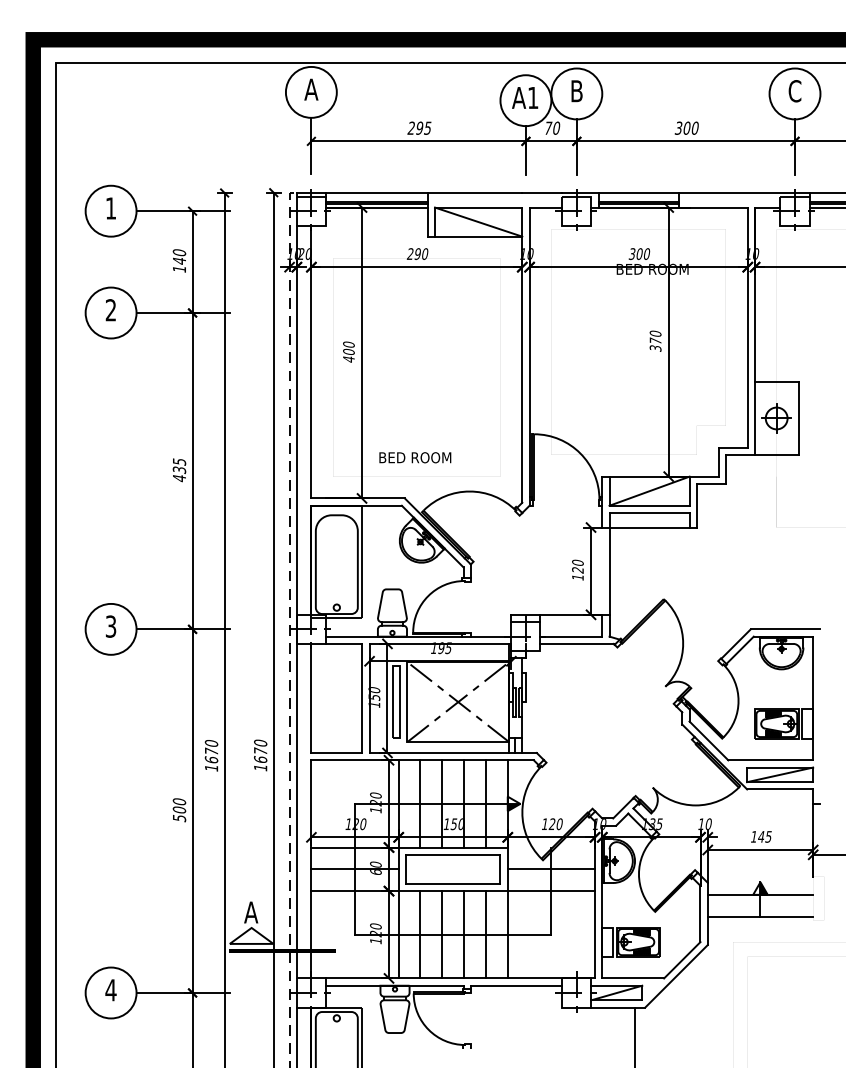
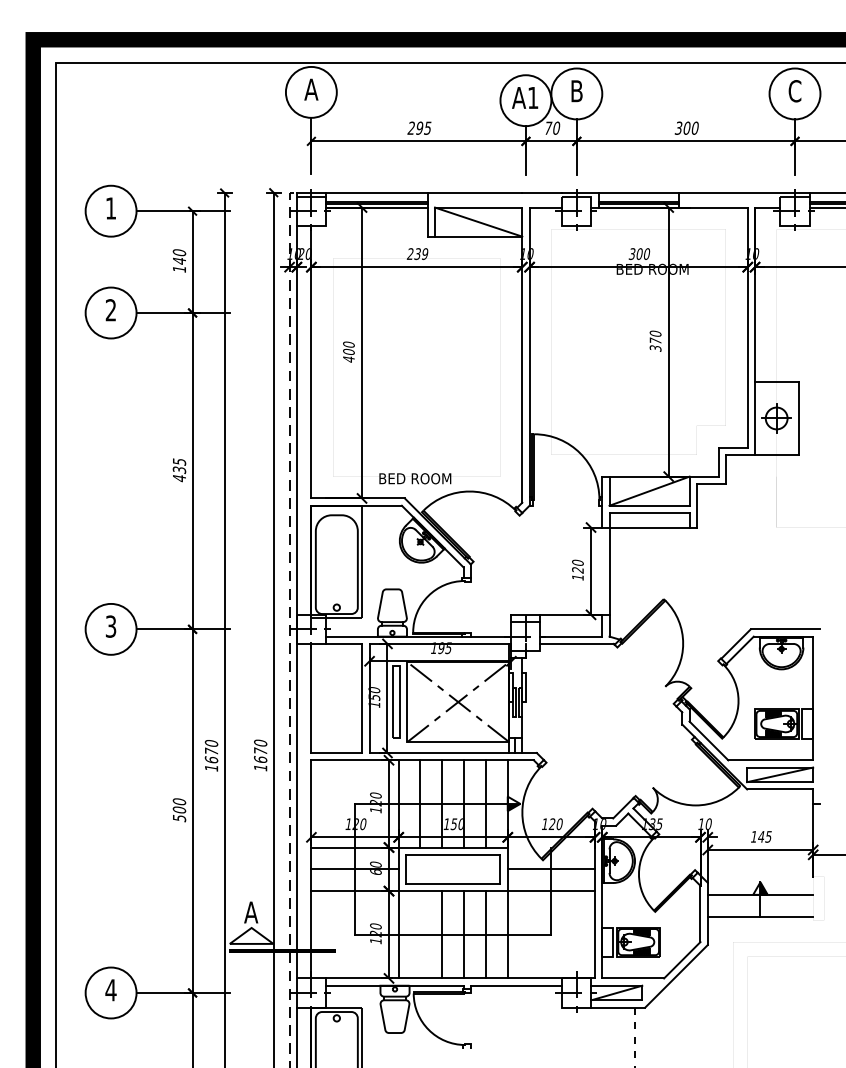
text: 290 -> 239 (420, 253)
text position: (415, 457) -> (415, 478) (415, 478)
line: present -> none (420, 934)
line: solid -> dashed (635, 1037)
